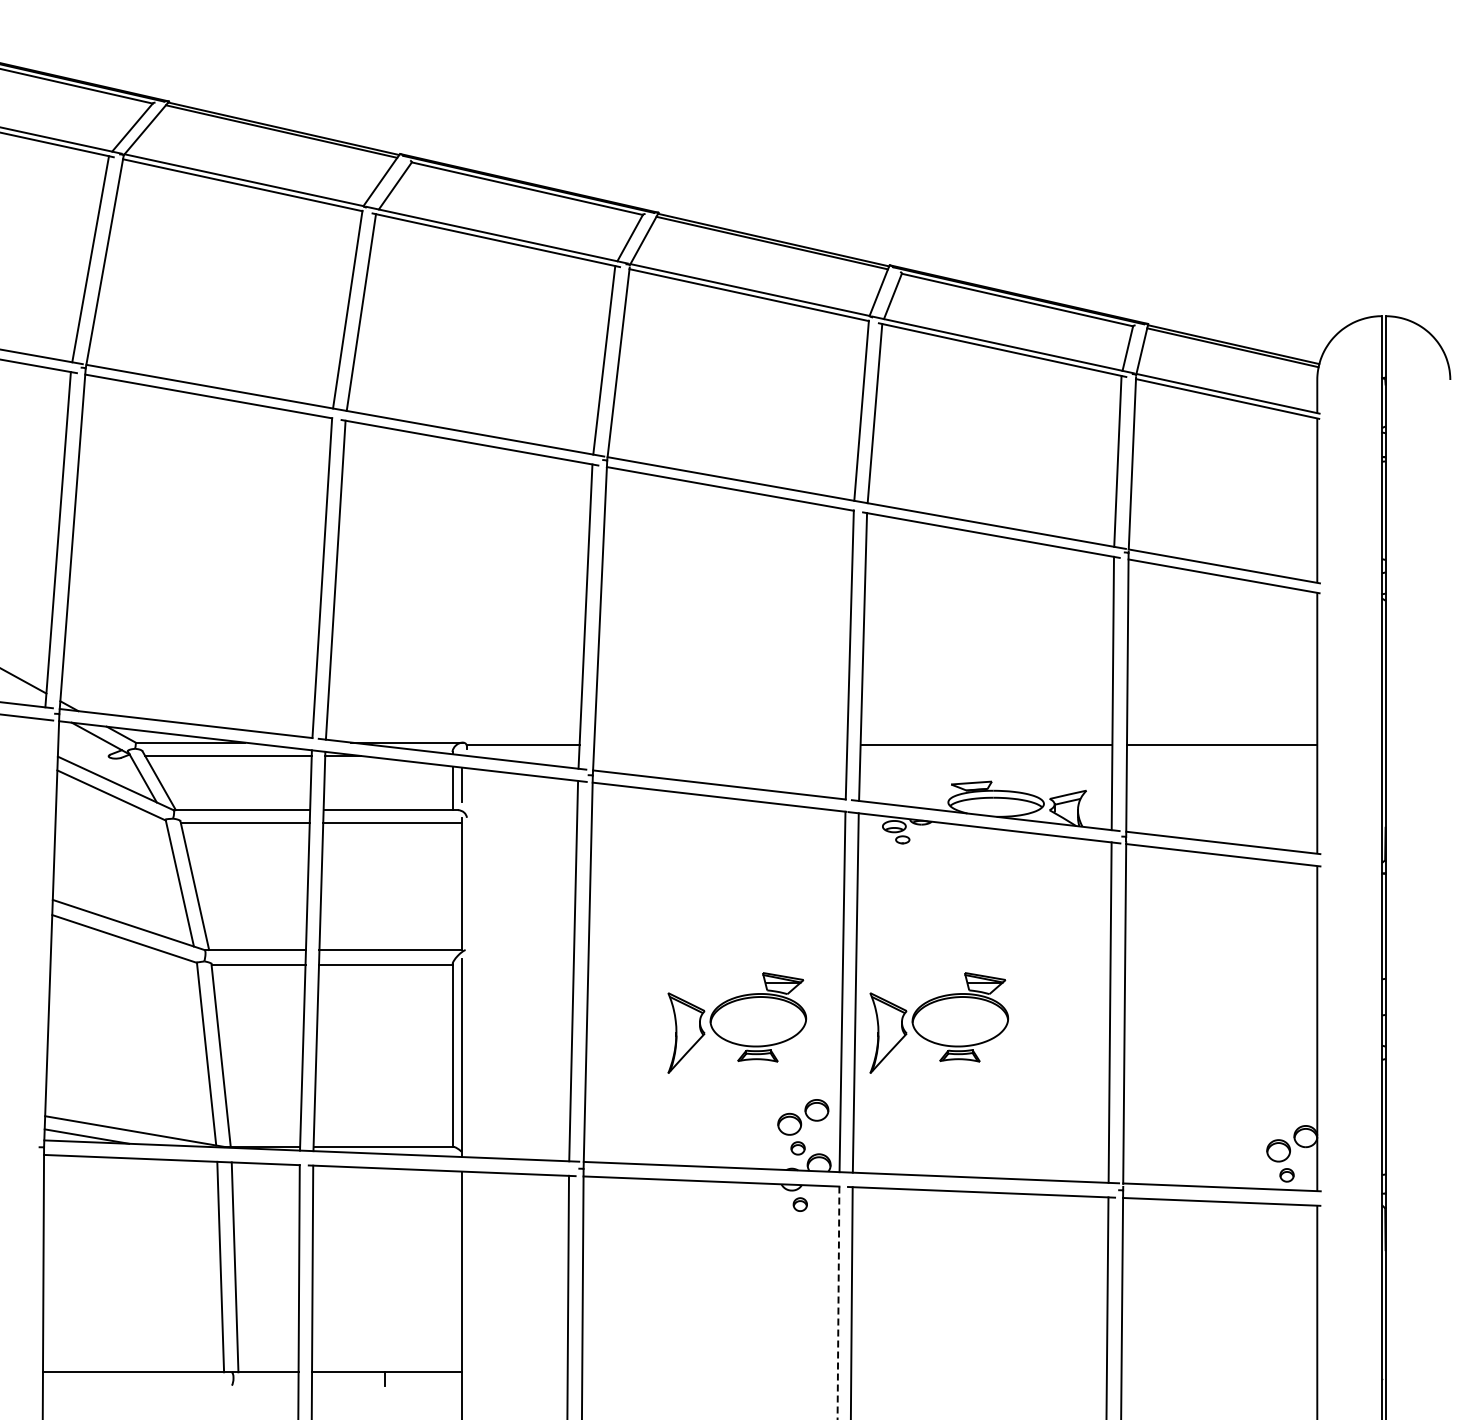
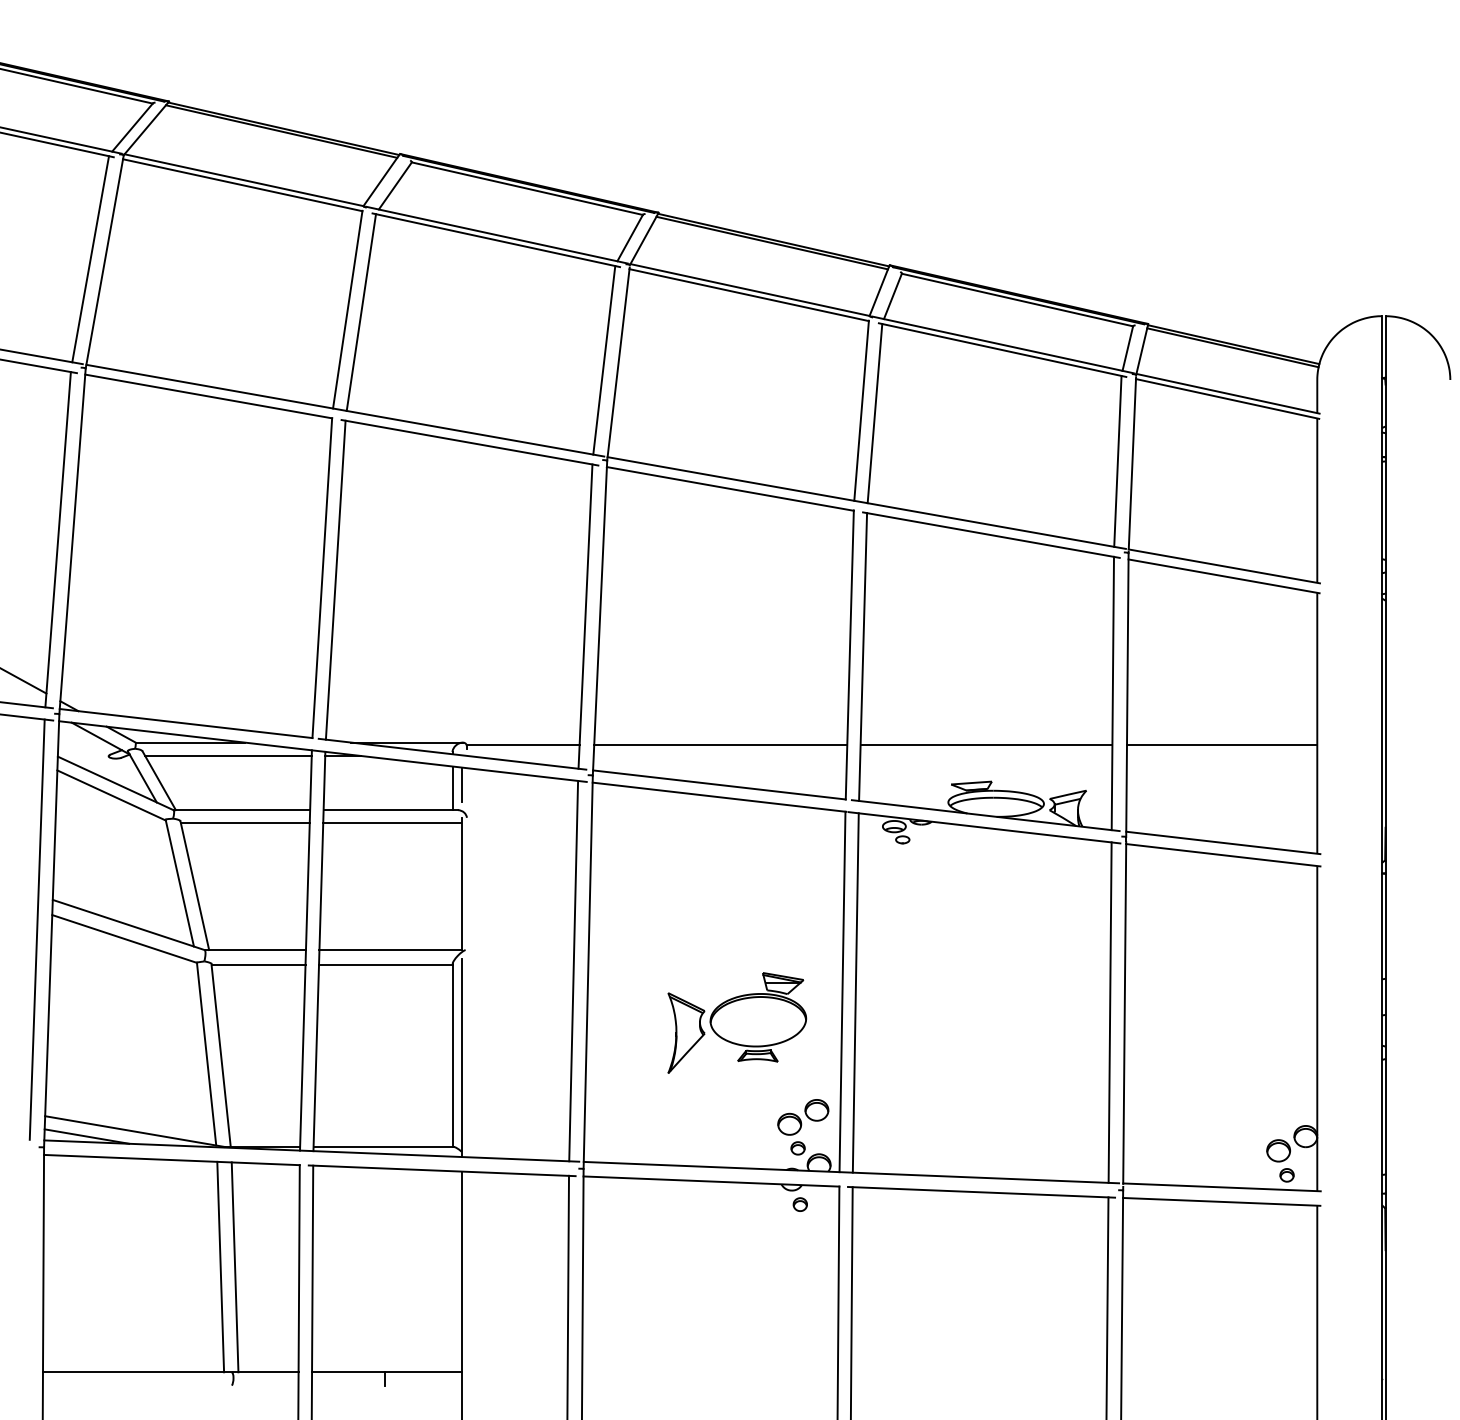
line: none -> present (720, 745)
line: none -> present (36, 929)
part: present -> none (939, 1022)
line: dashed -> solid (838, 1303)
